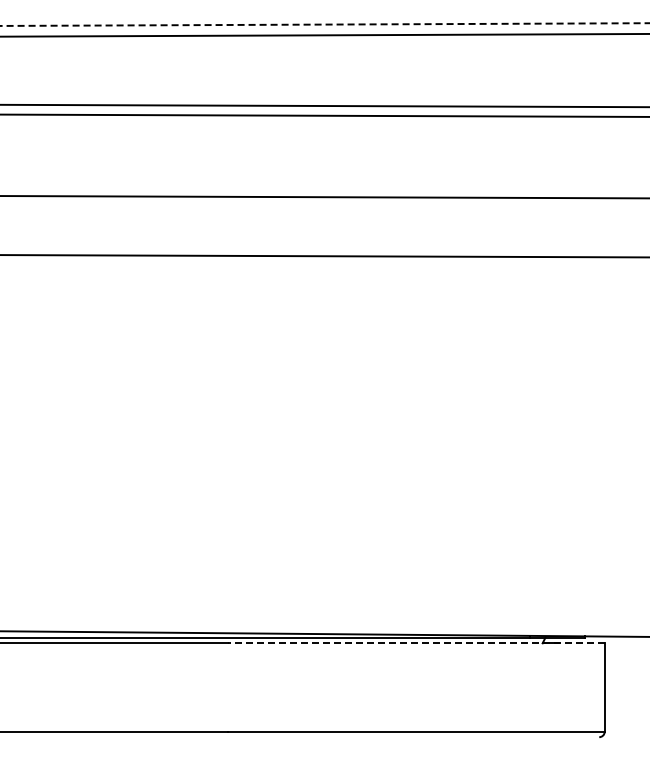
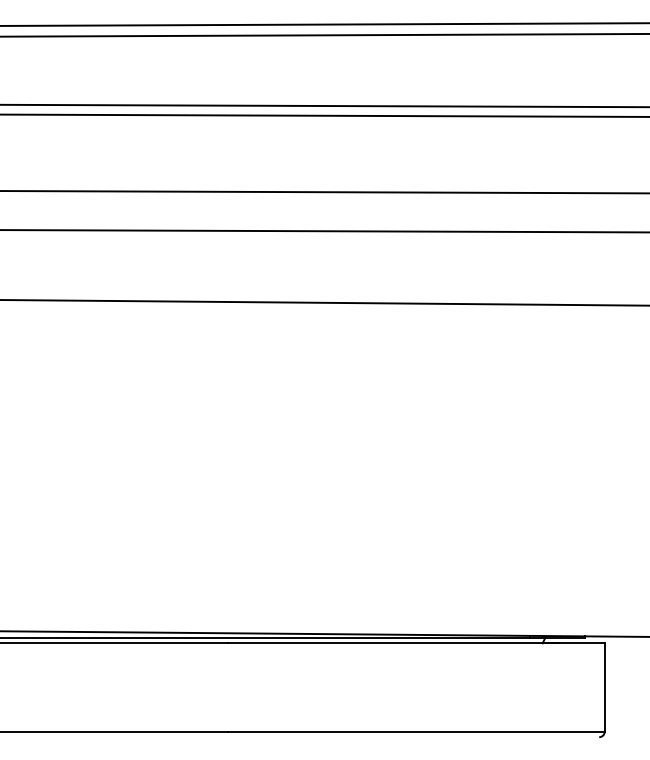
line: dashed -> solid (325, 24)
line position: (324, 197) -> (324, 192) (324, 192)
line position: (324, 256) -> (324, 231) (324, 231)
line: none -> present (324, 302)
line: dashed -> solid (415, 643)
